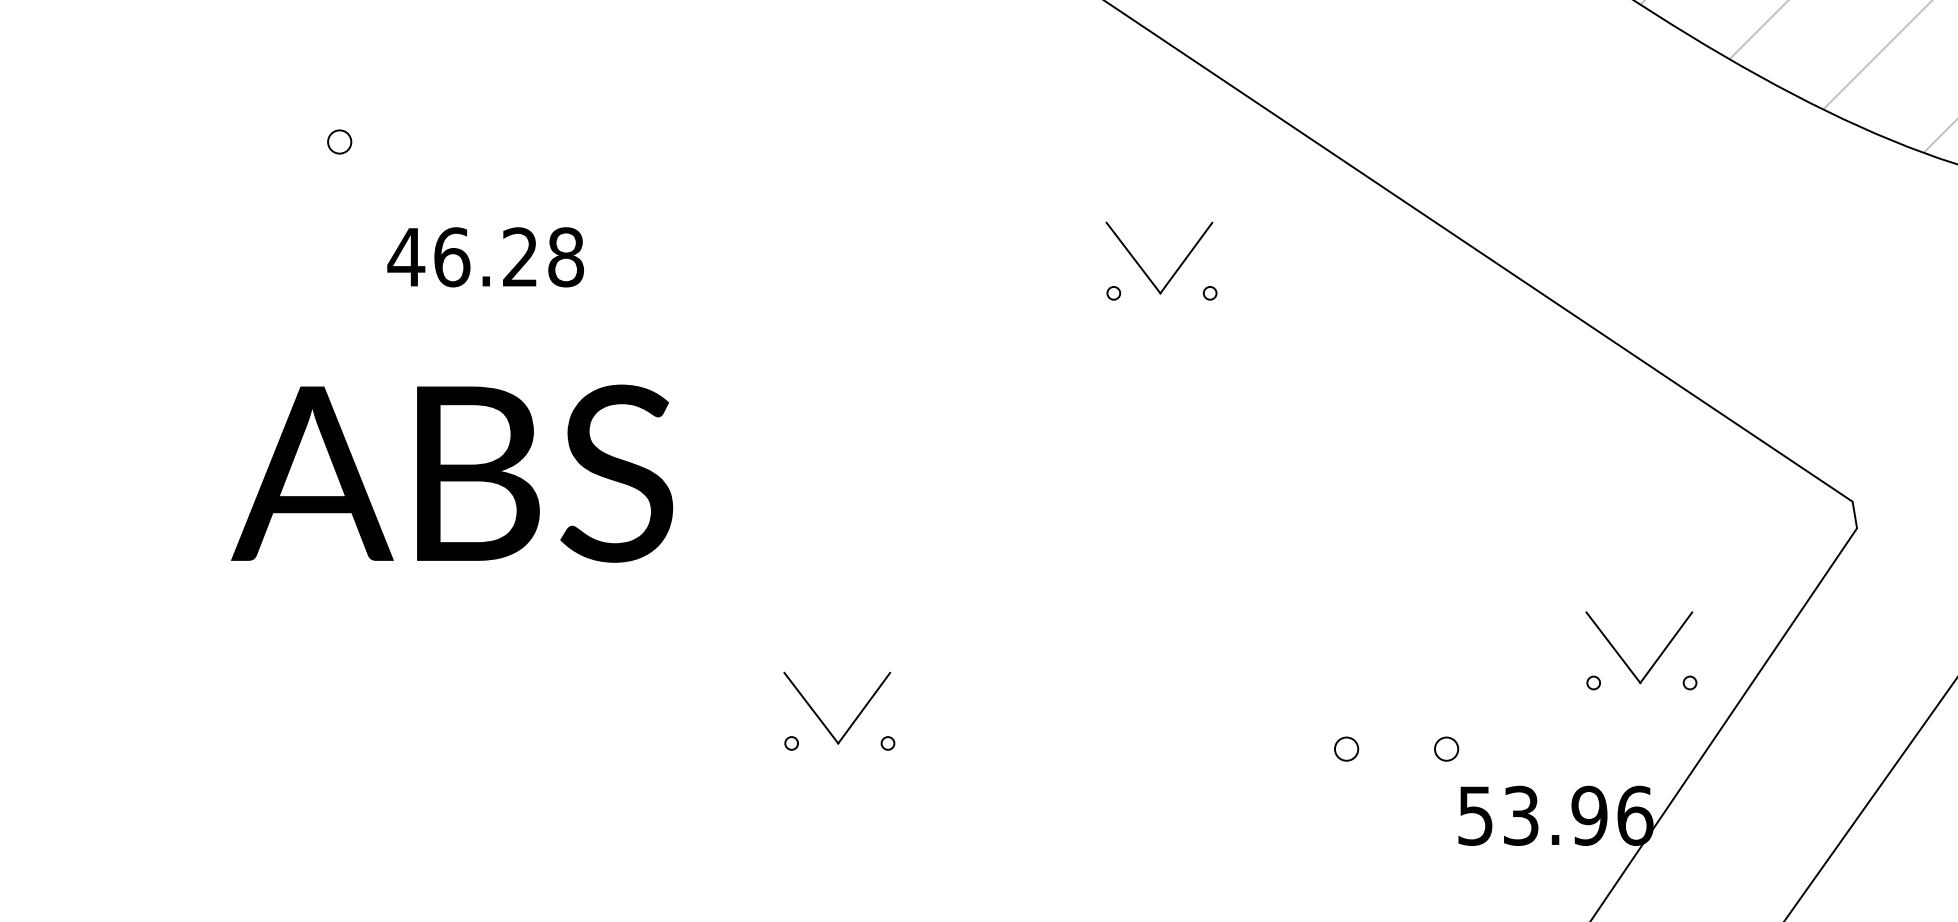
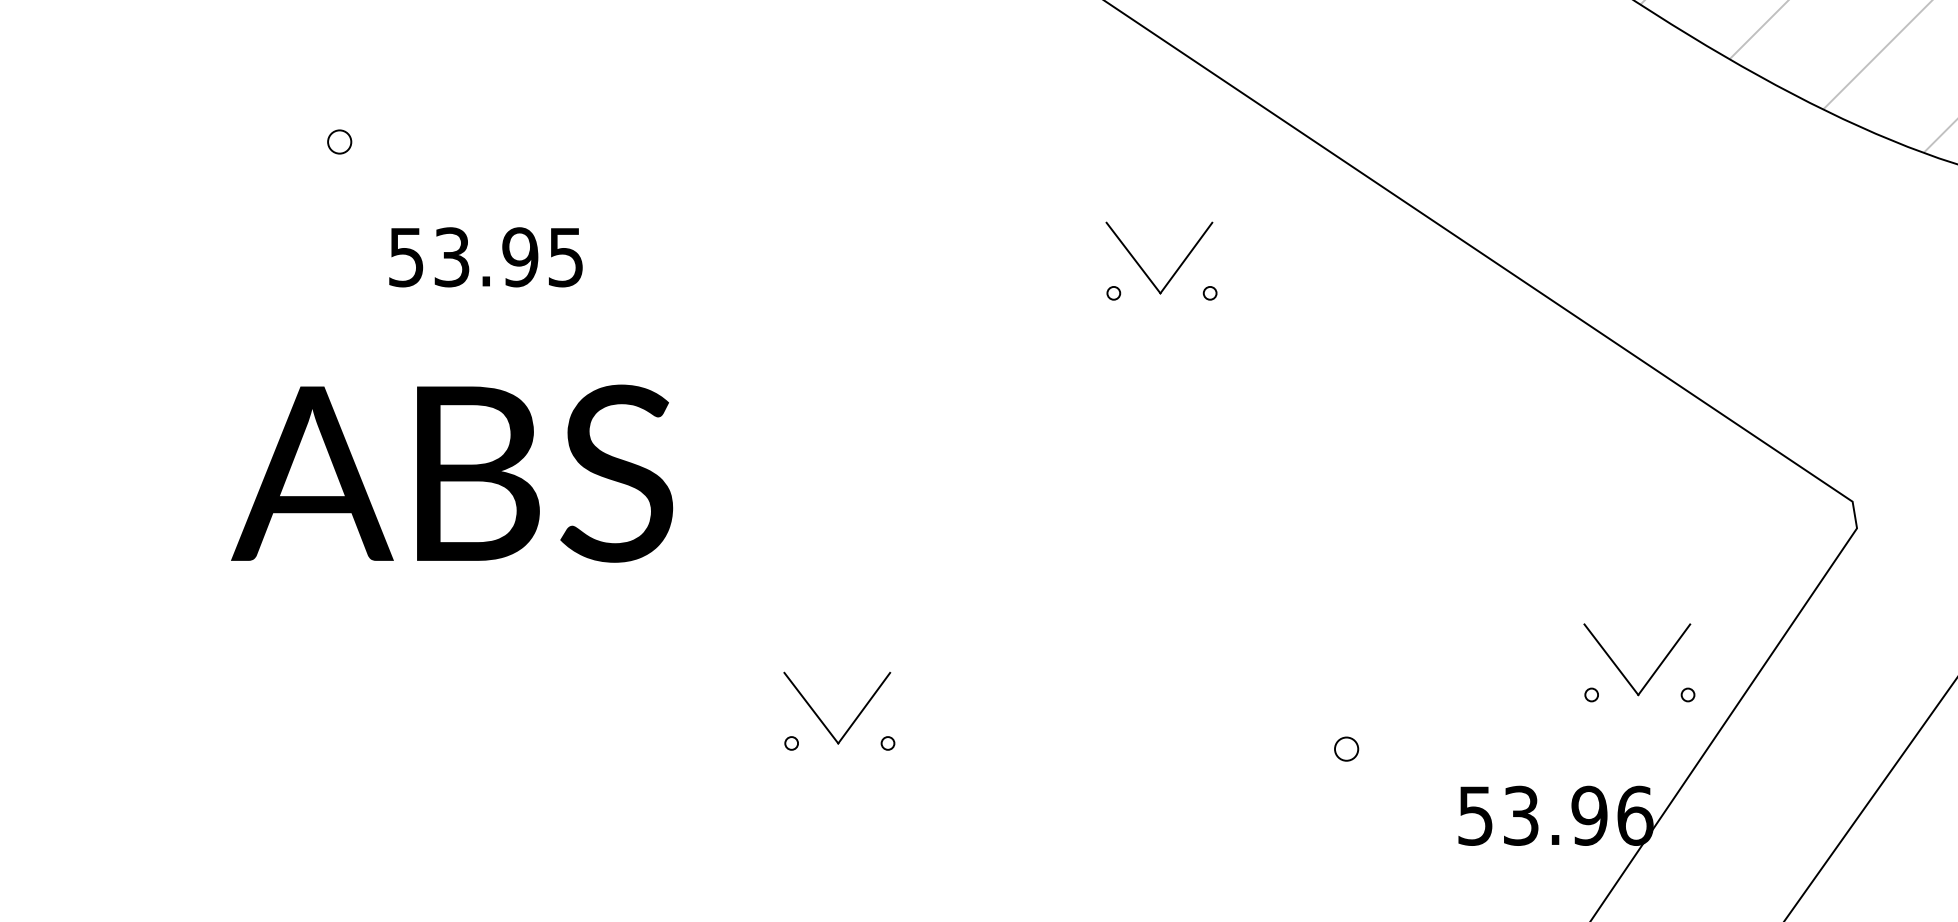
text: 46.28 -> 53.95 (485, 257)
part position: (1654, 661) -> (1652, 673) (1652, 673)
part: present -> none (1446, 748)
